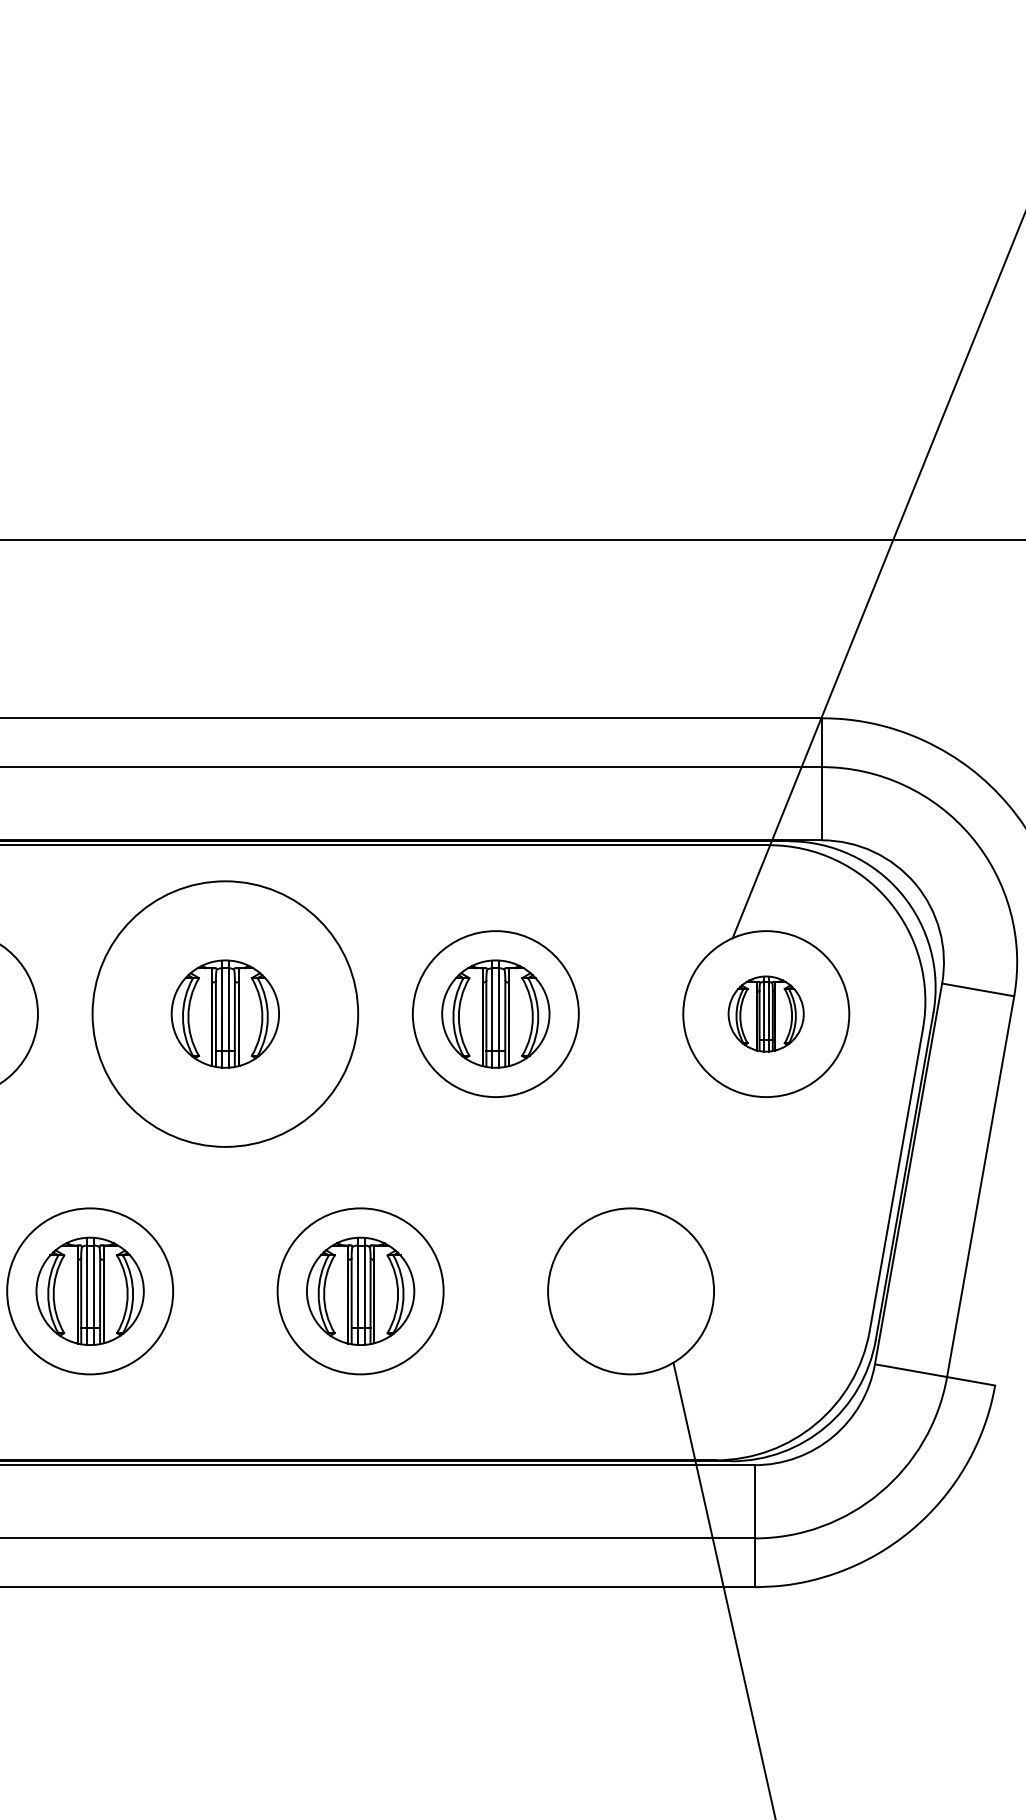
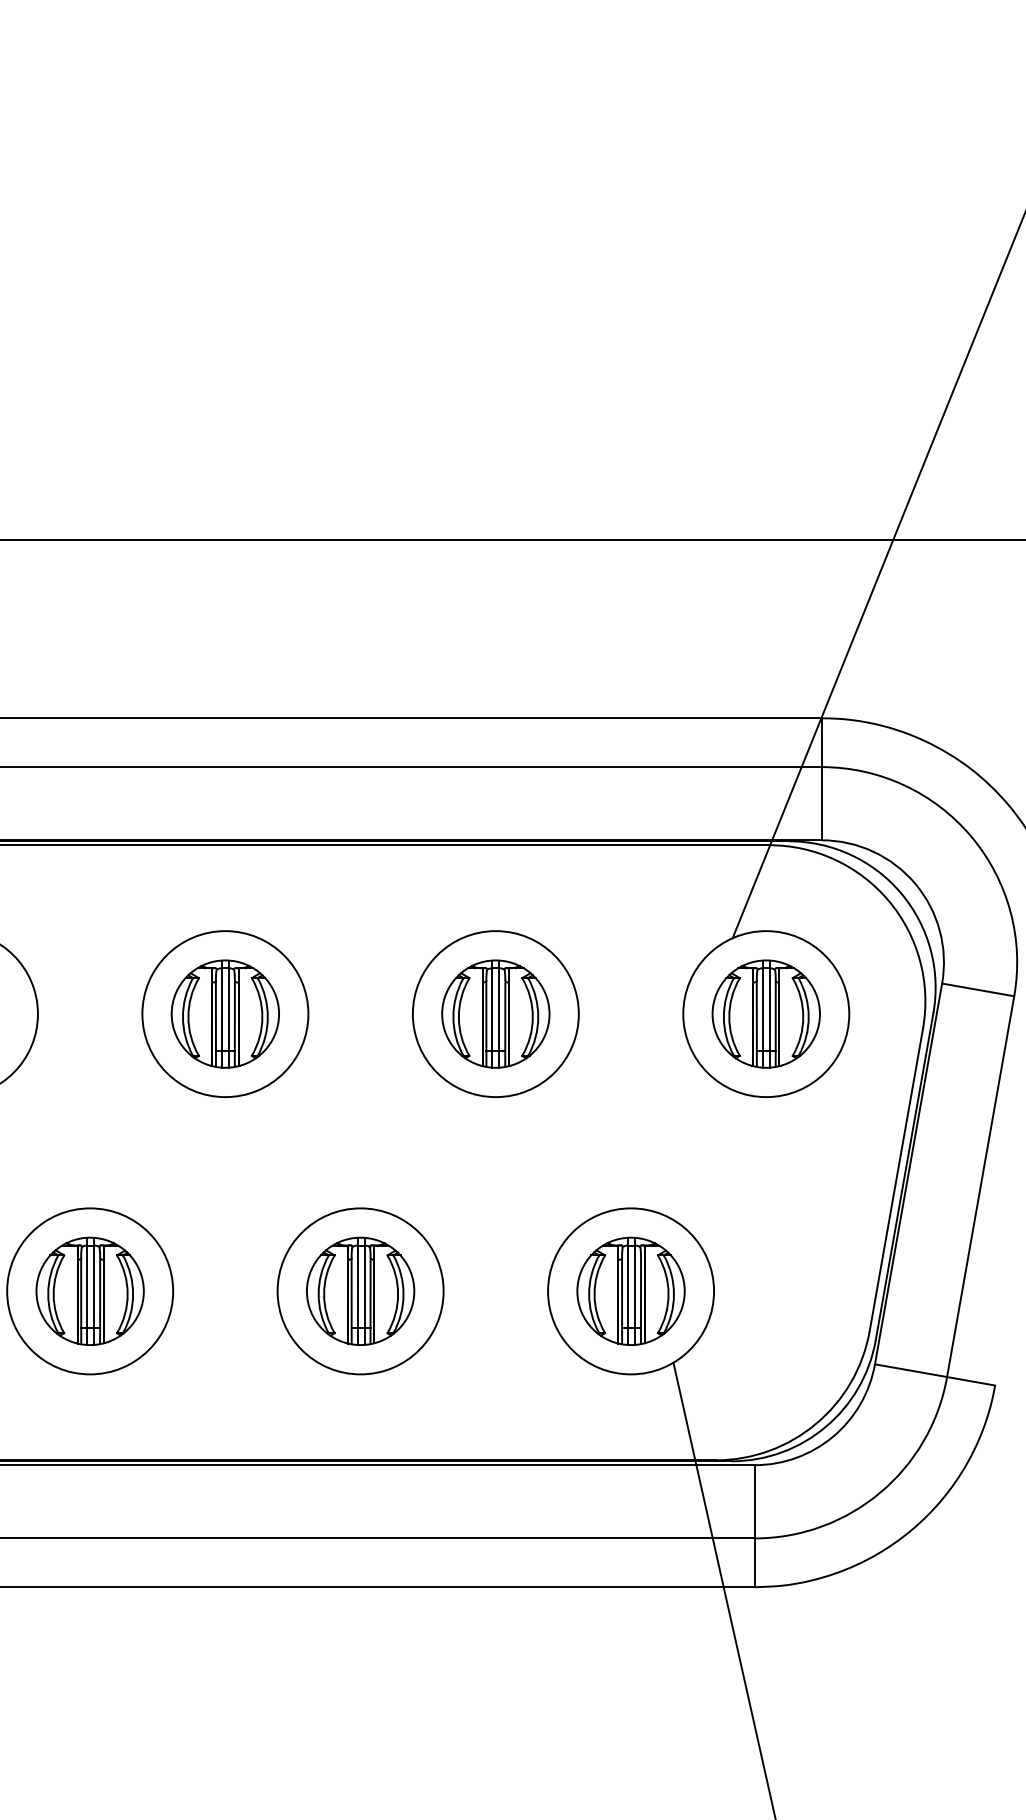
circle diameter: 266 px -> 166 px (225, 1014)
part size: 78x78 px -> 110x110 px (765, 1013)
part: none -> present (630, 1290)
